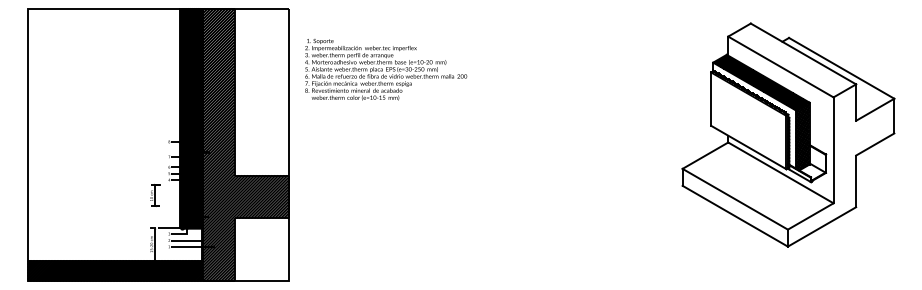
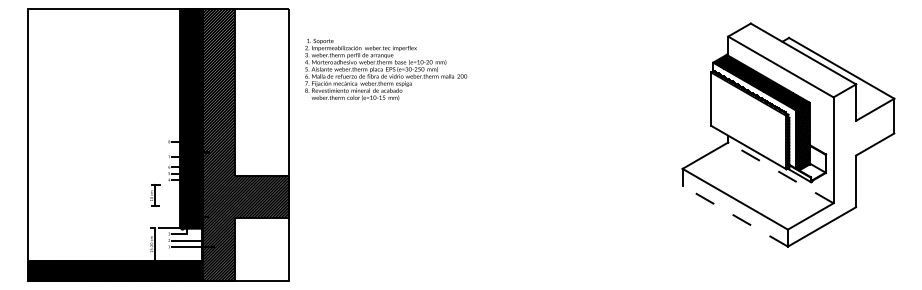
line: solid -> dashed (780, 172)
line: solid -> dashed (735, 216)
